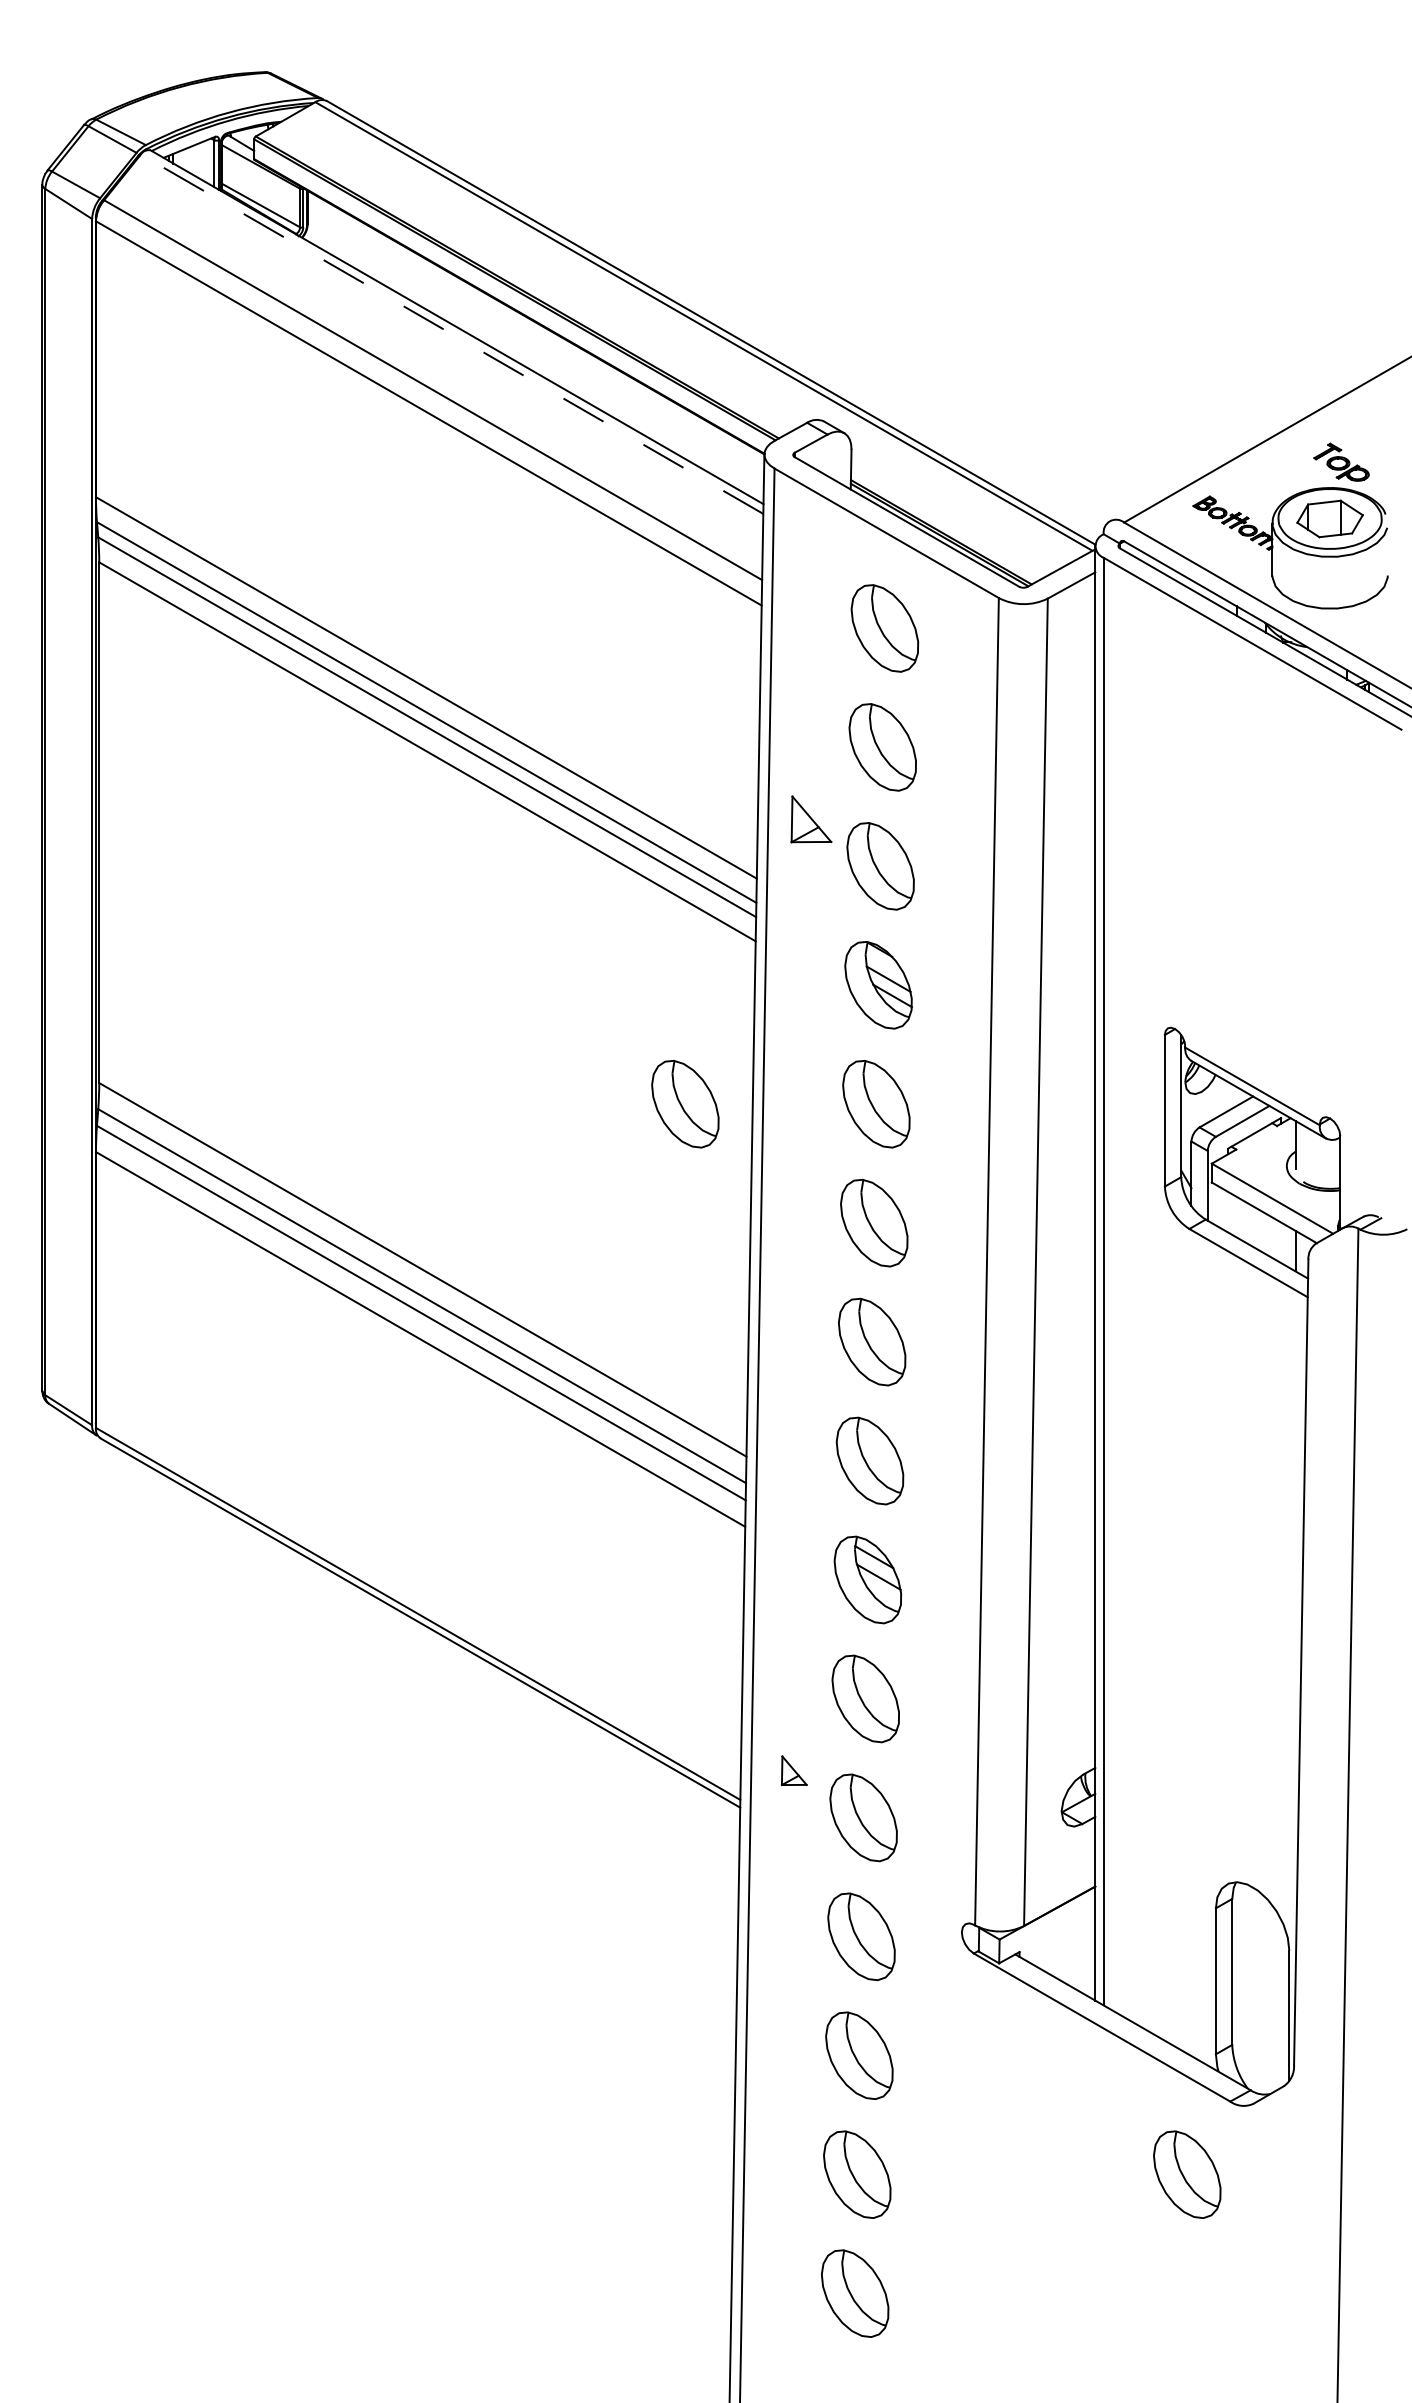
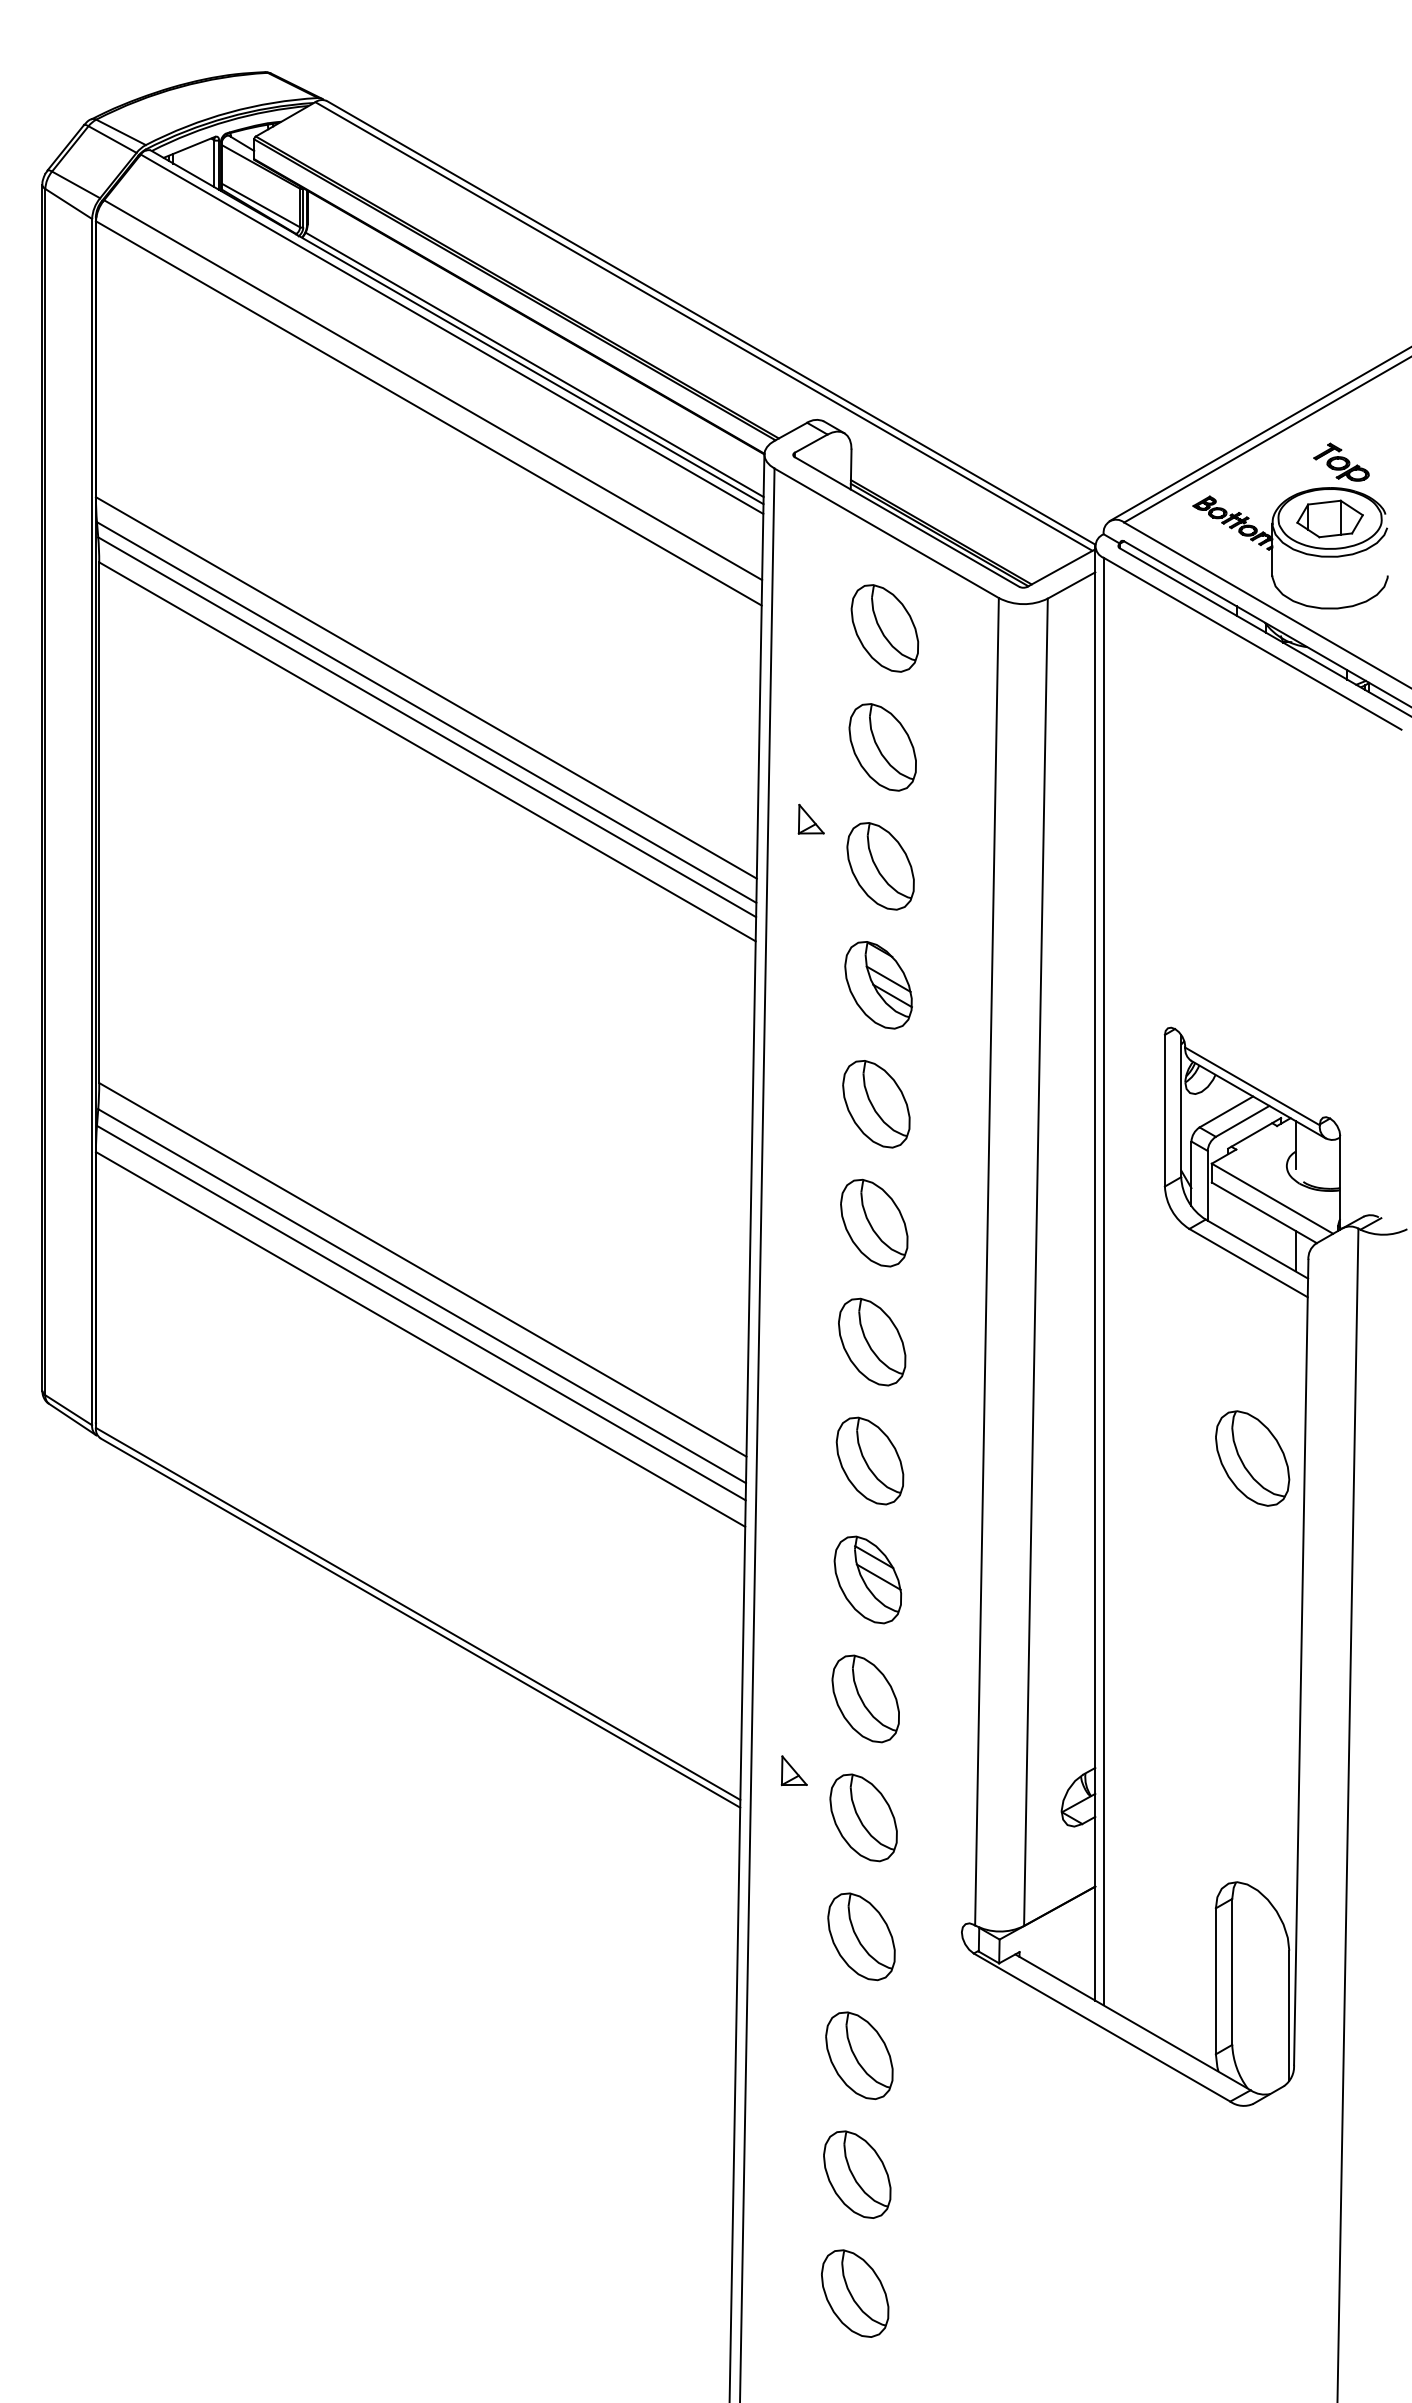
line: dashed -> solid (451, 333)
line: none -> present (534, 364)
line: none -> present (1258, 434)
part size: 43x49 px -> 28x32 px (810, 818)
part: present -> none (685, 1104)
part: none -> present (1252, 1458)
part: present -> none (1187, 2174)
